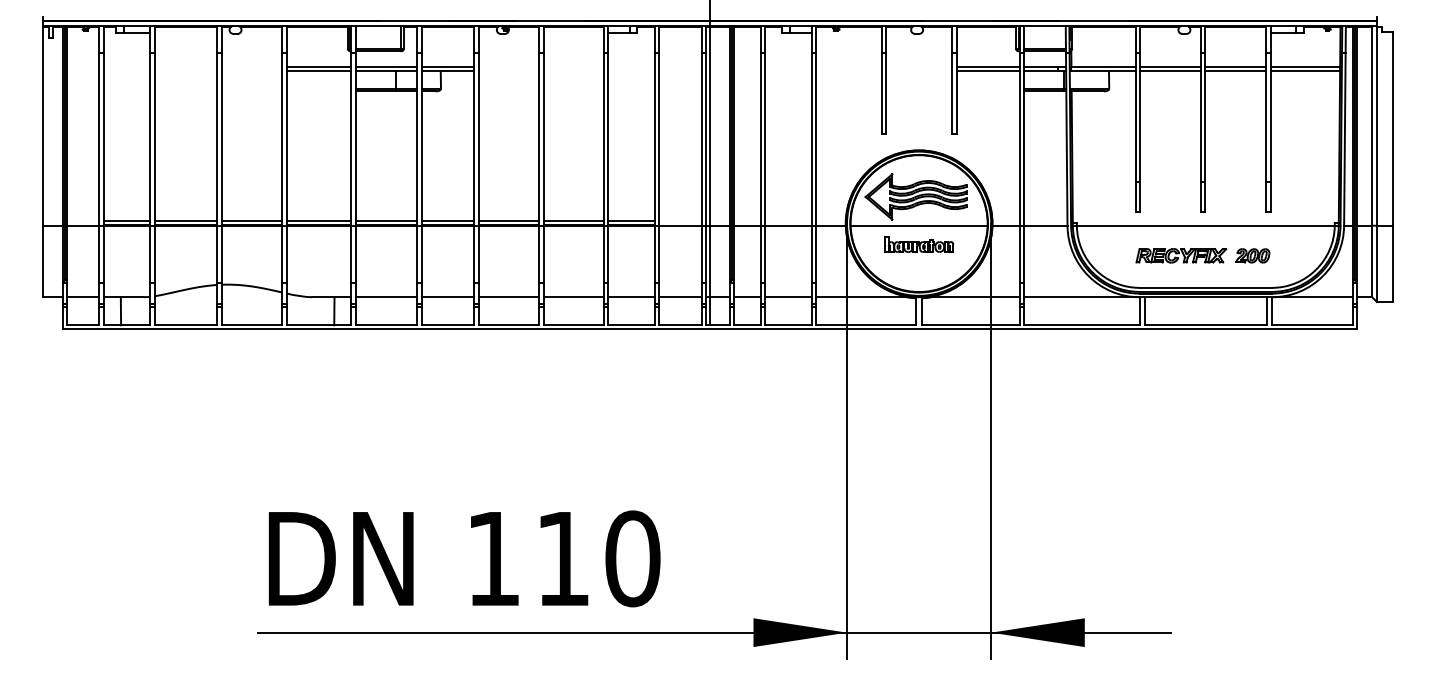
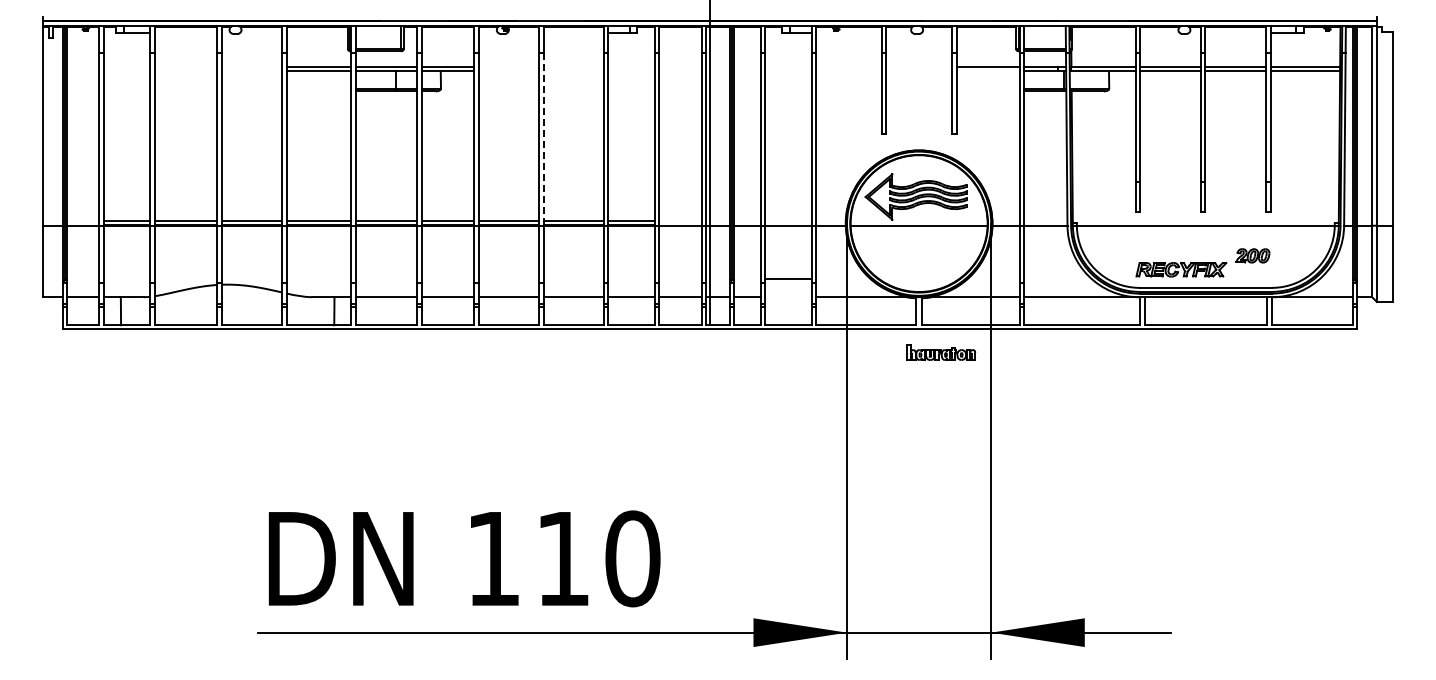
line: present -> none (987, 71)
line: solid -> dashed (543, 139)
part position: (919, 244) -> (941, 352) (941, 352)
part position: (1181, 255) -> (1181, 269) (1181, 269)
line position: (788, 297) -> (788, 279) (788, 279)
